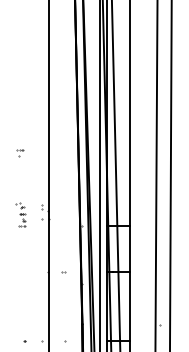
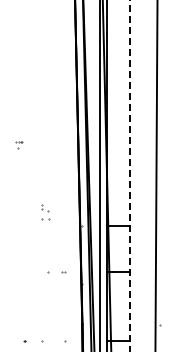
part position: (20, 153) -> (19, 145) (19, 145)
line: present -> none (49, 175)
line: present -> none (115, 175)
line: present -> none (170, 175)
line: solid -> dashed (129, 176)
part: present -> none (20, 214)
